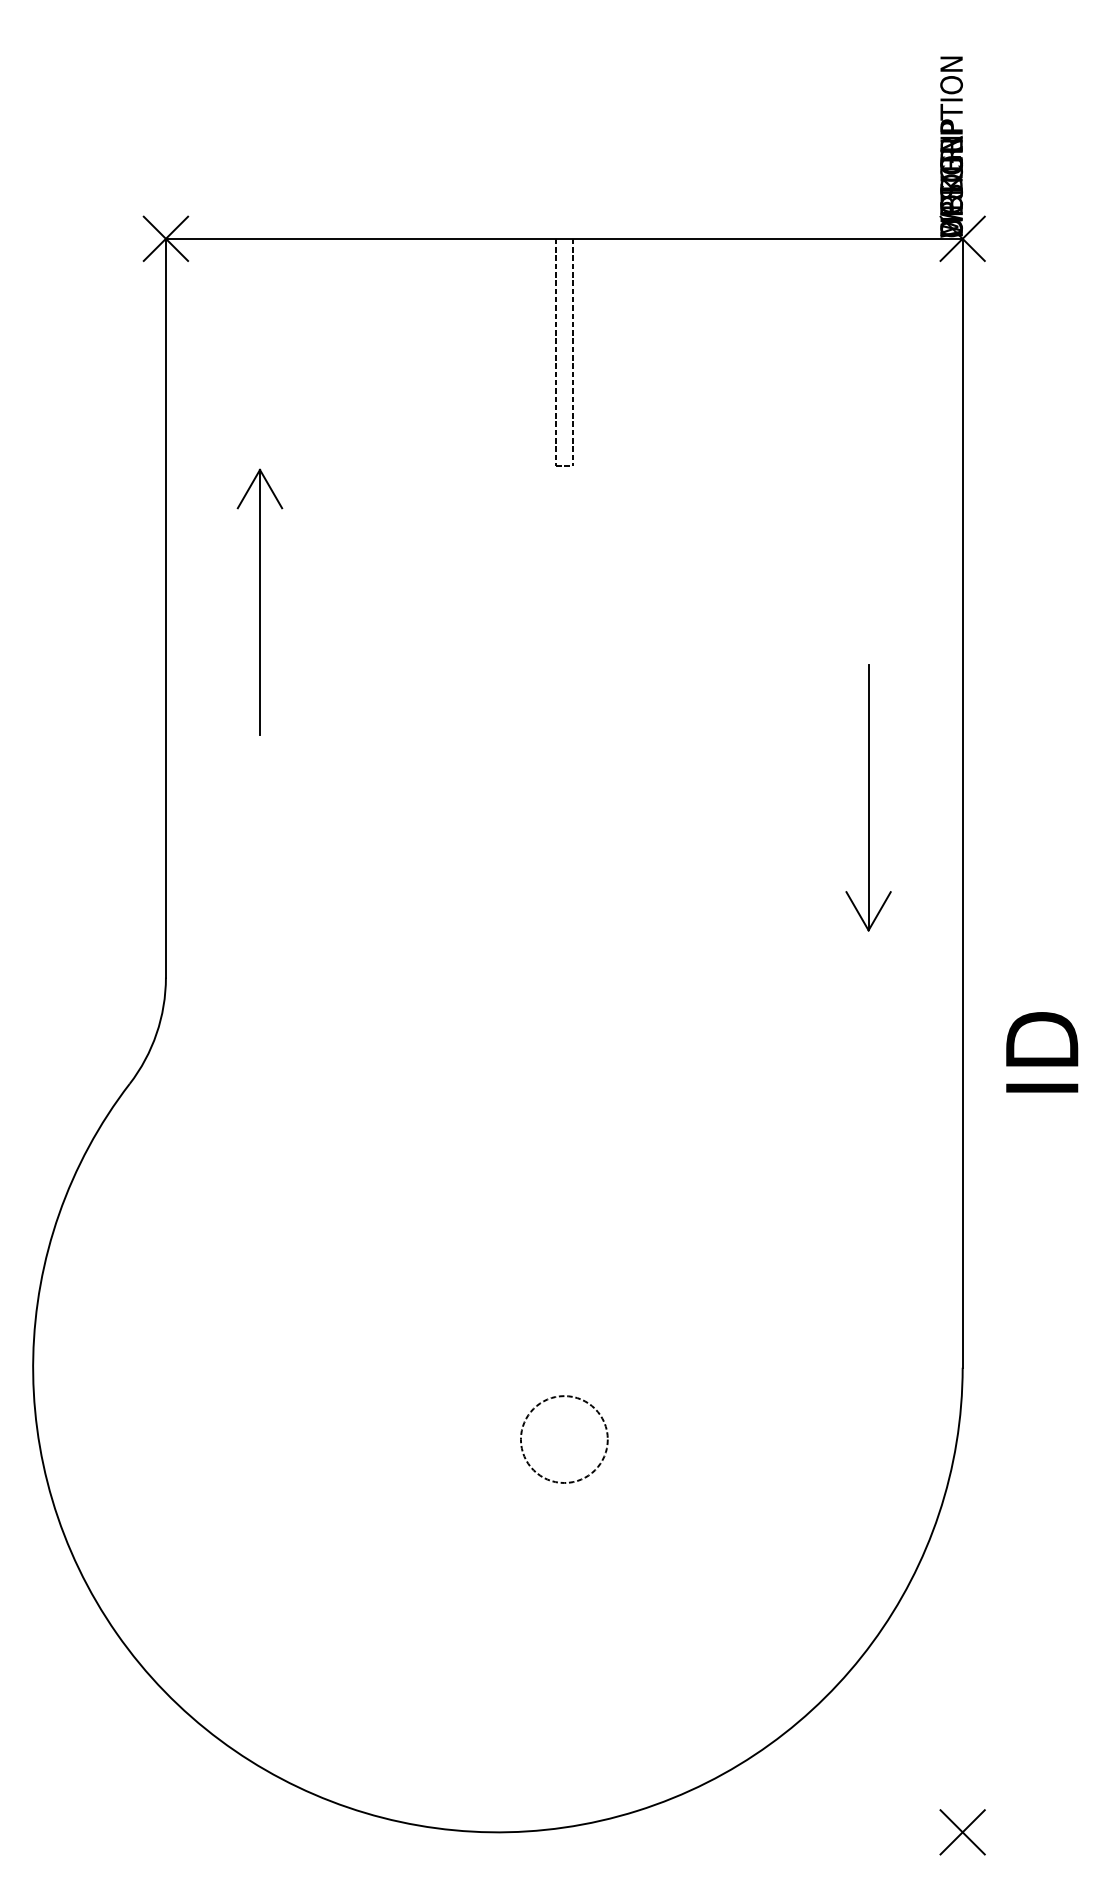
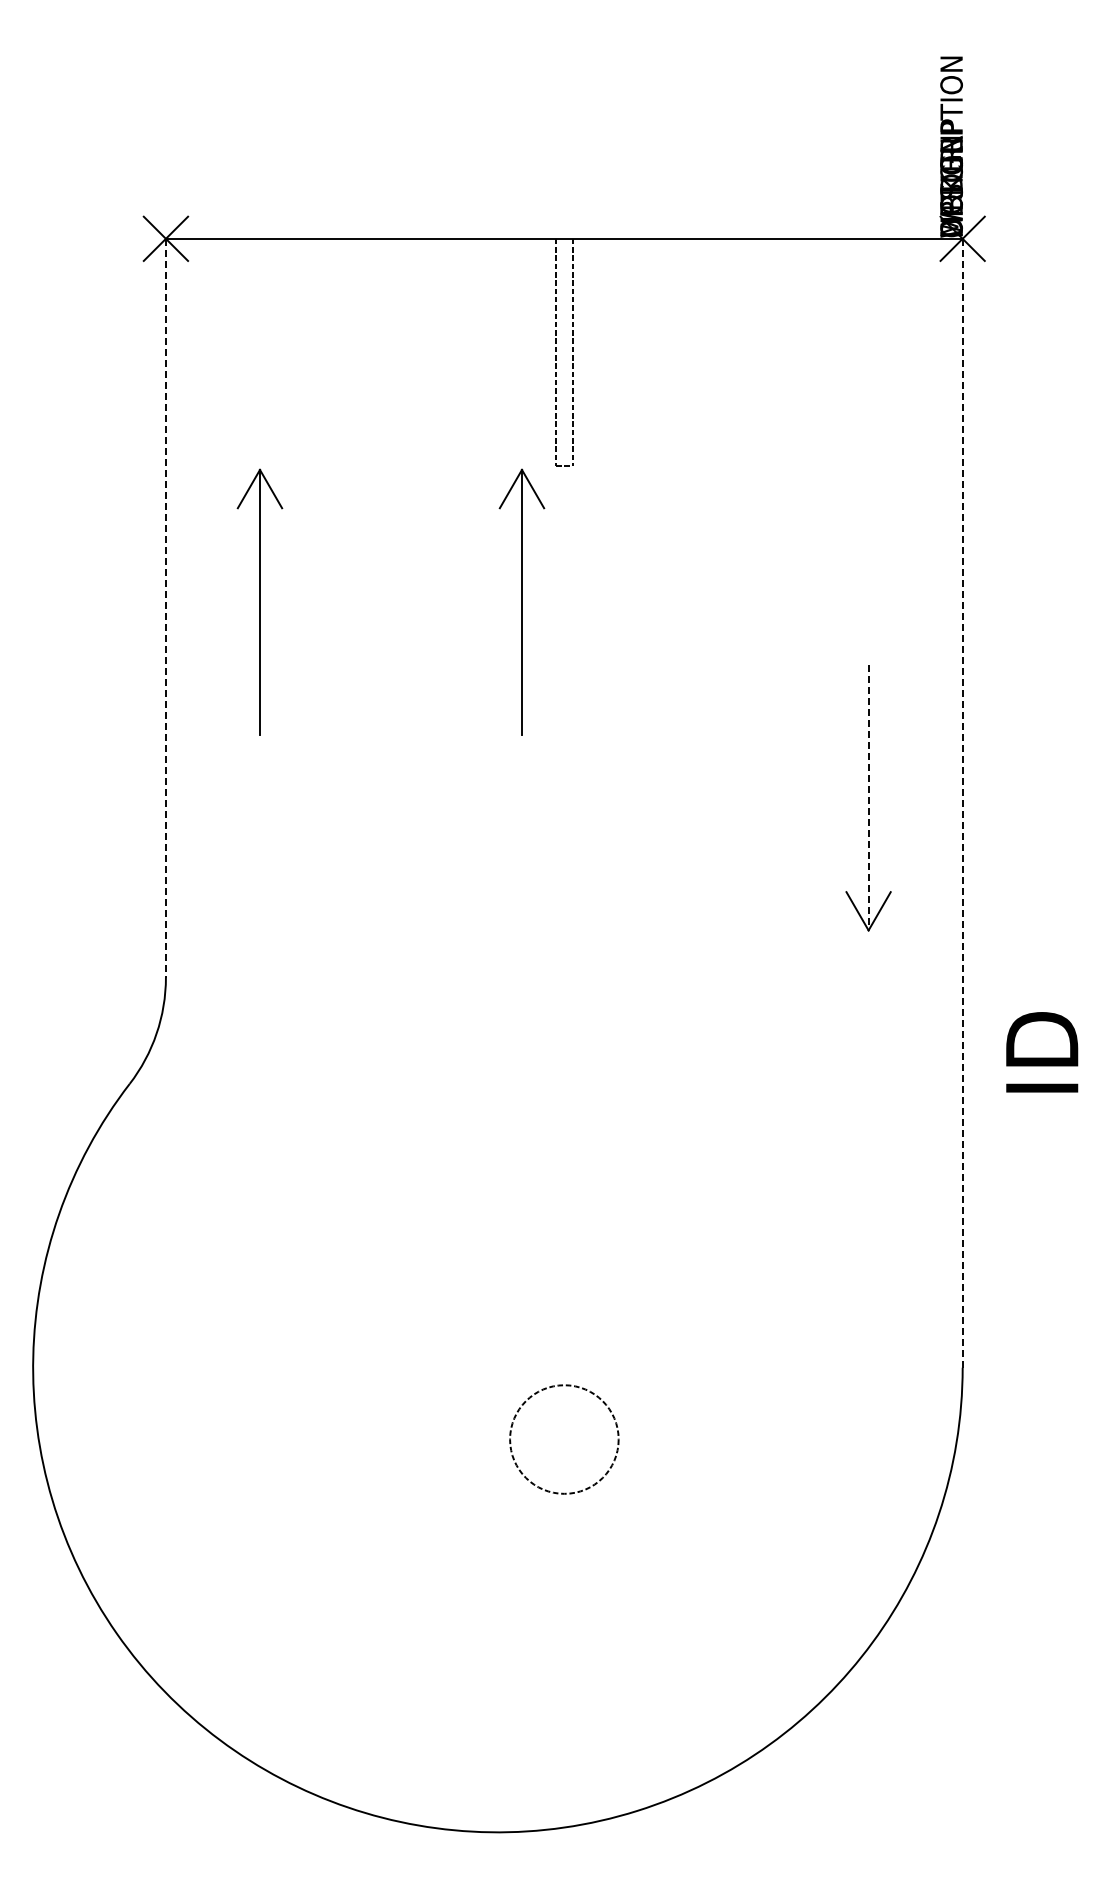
part: none -> present (521, 601)
line: solid -> dashed (165, 608)
line: solid -> dashed (868, 797)
line: solid -> dashed (962, 802)
circle diameter: 87 px -> 109 px (564, 1439)
part: present -> none (962, 1832)
